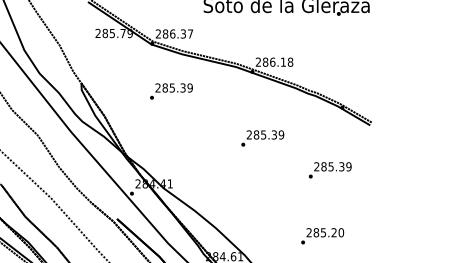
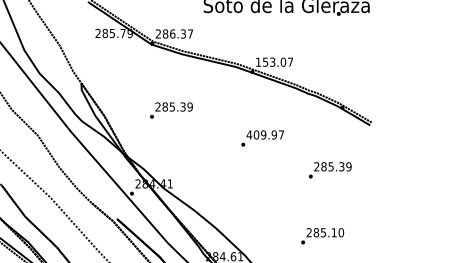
text: 286.18 -> 153.07 (274, 61)
text position: (171, 91) -> (171, 110) (171, 110)
text: 285.39 -> 409.97 (265, 134)
text: 285.20 -> 285.10 (333, 232)
